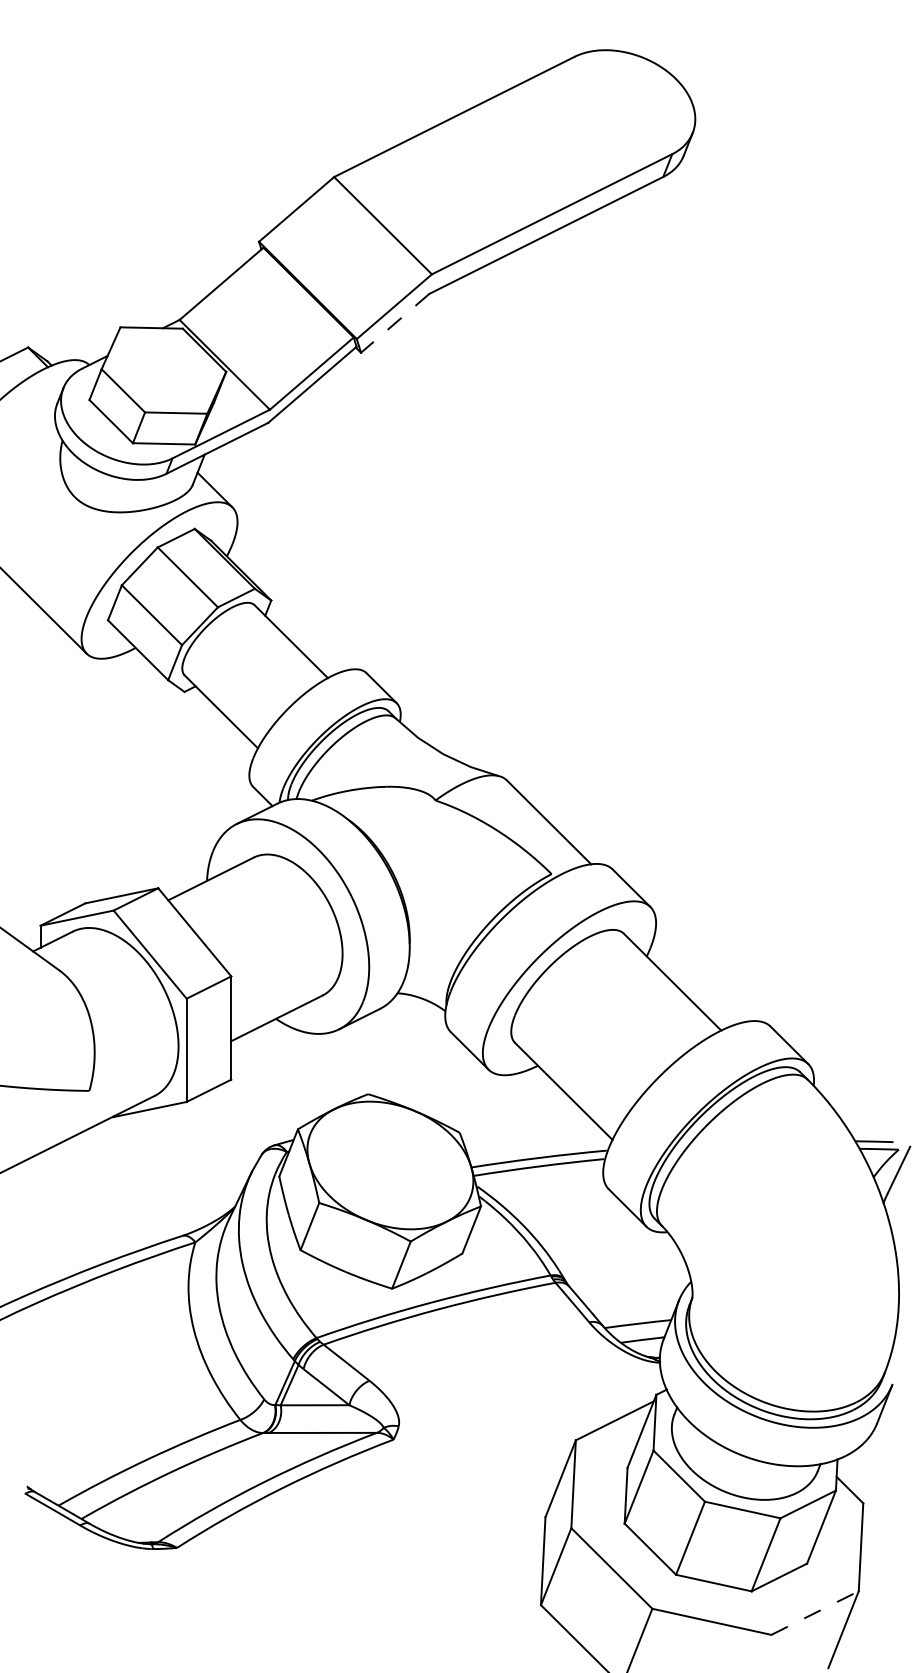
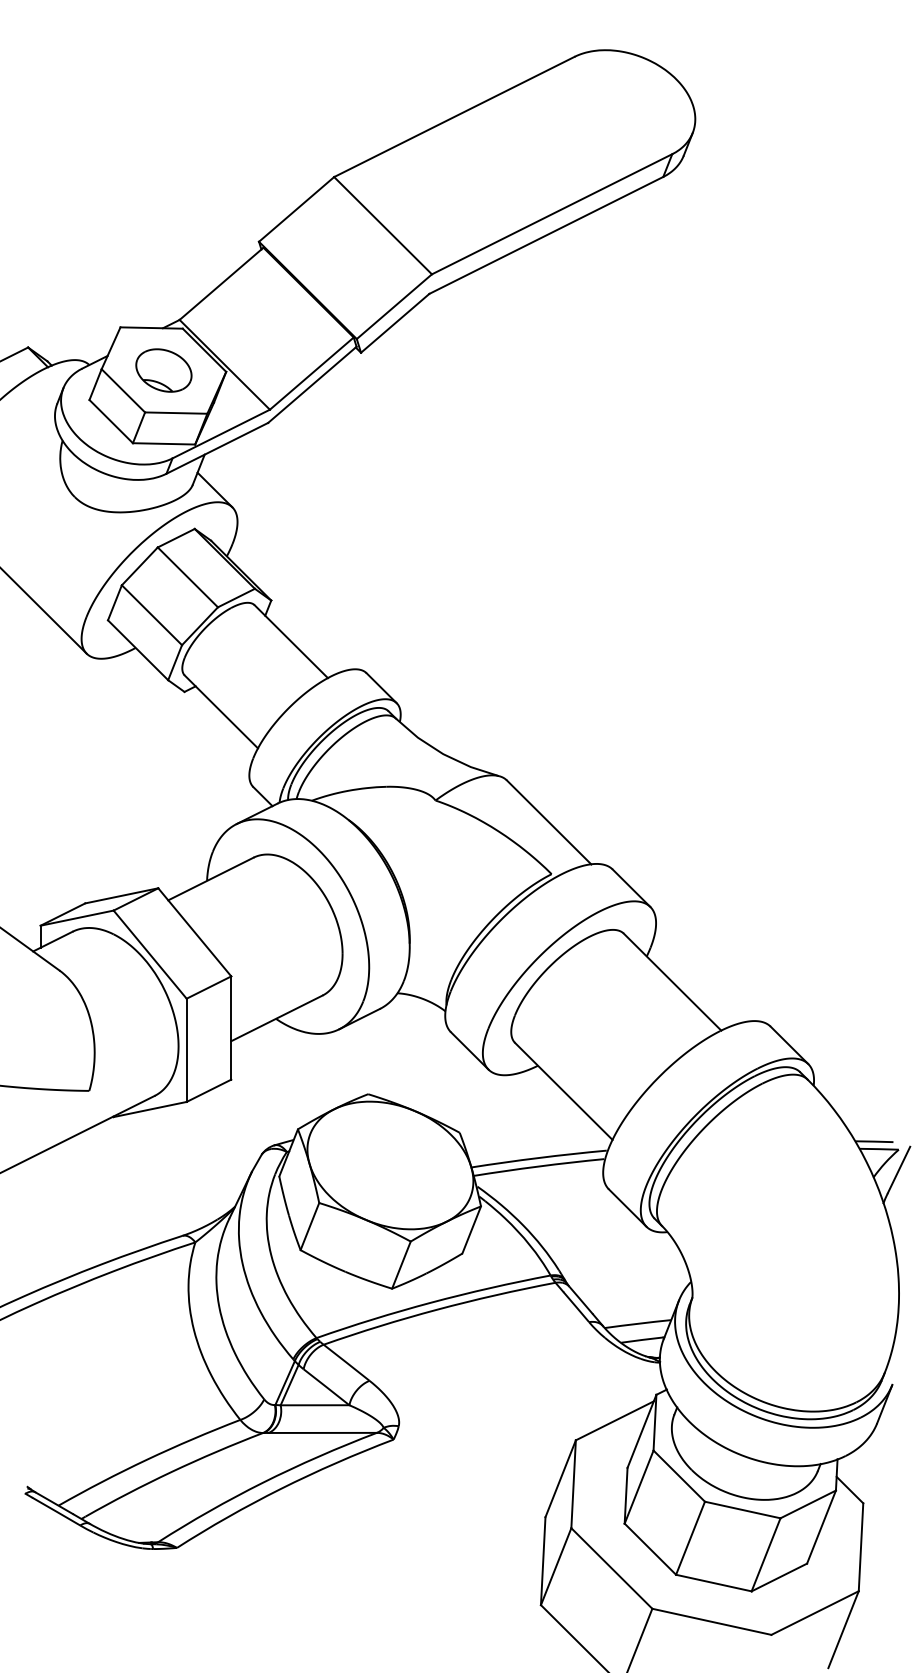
line: dashed -> solid (394, 323)
part: none -> present (163, 370)
line: dashed -> solid (815, 1613)
